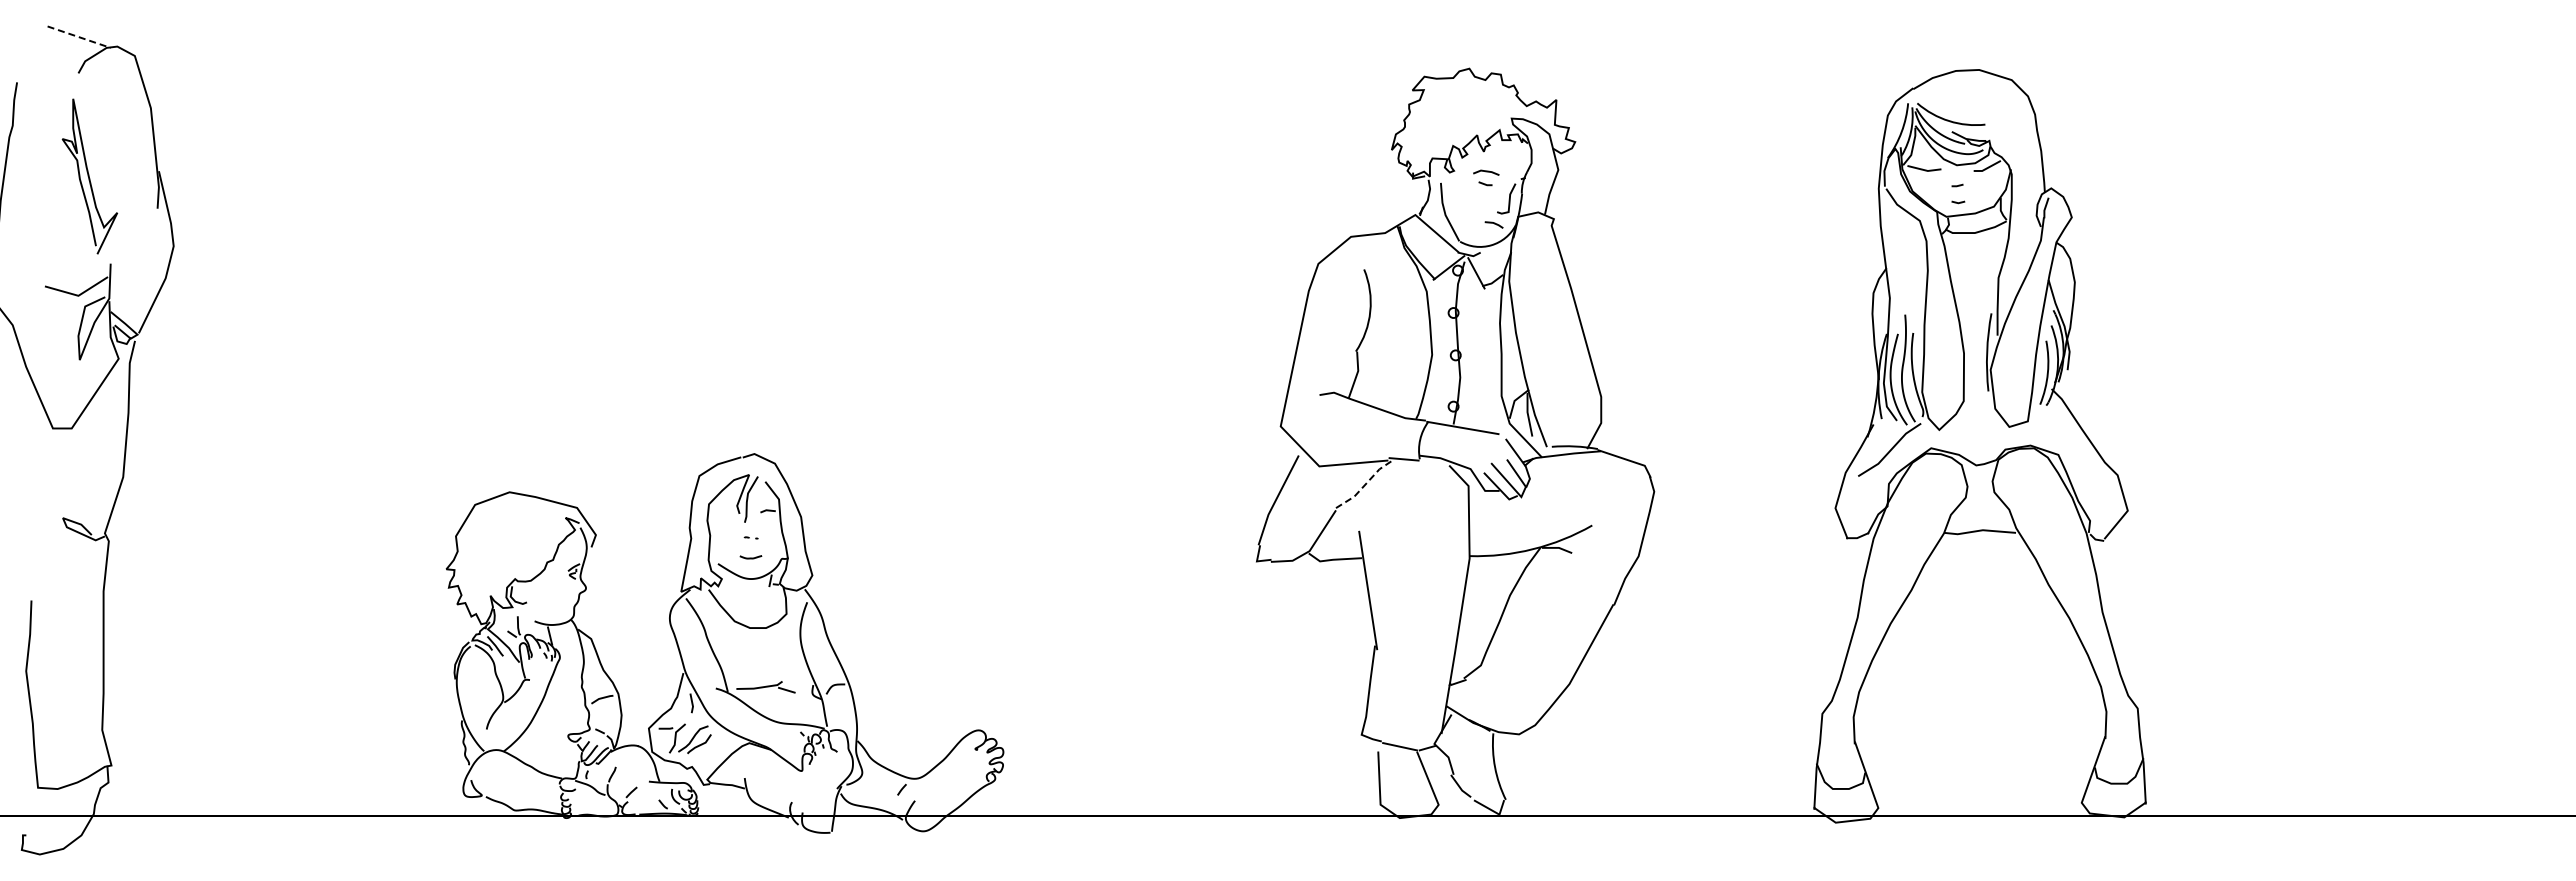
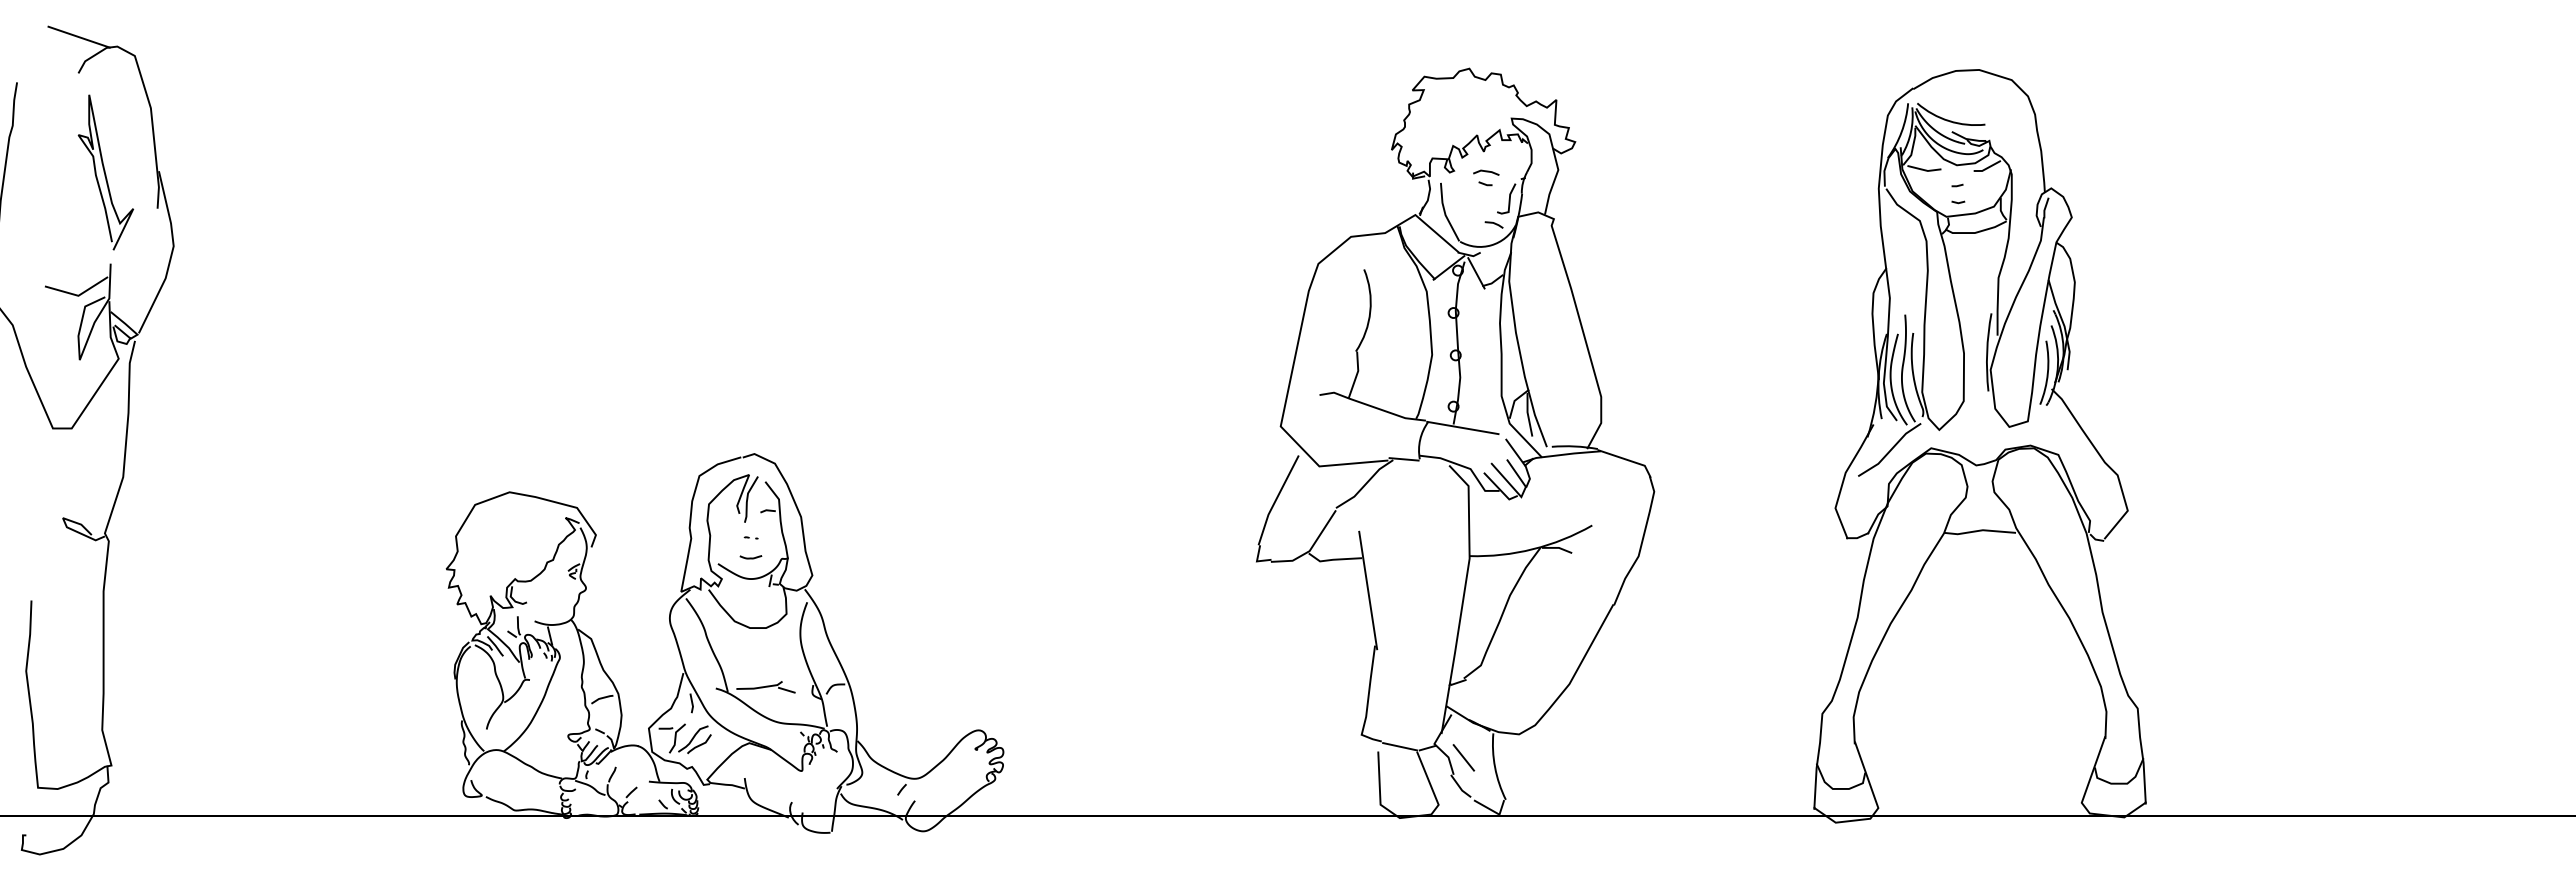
line: dashed -> solid (79, 37)
curve position: (89, 176) -> (105, 172) (105, 172)
line: dashed -> solid (1365, 484)
line: none -> present (1463, 757)
